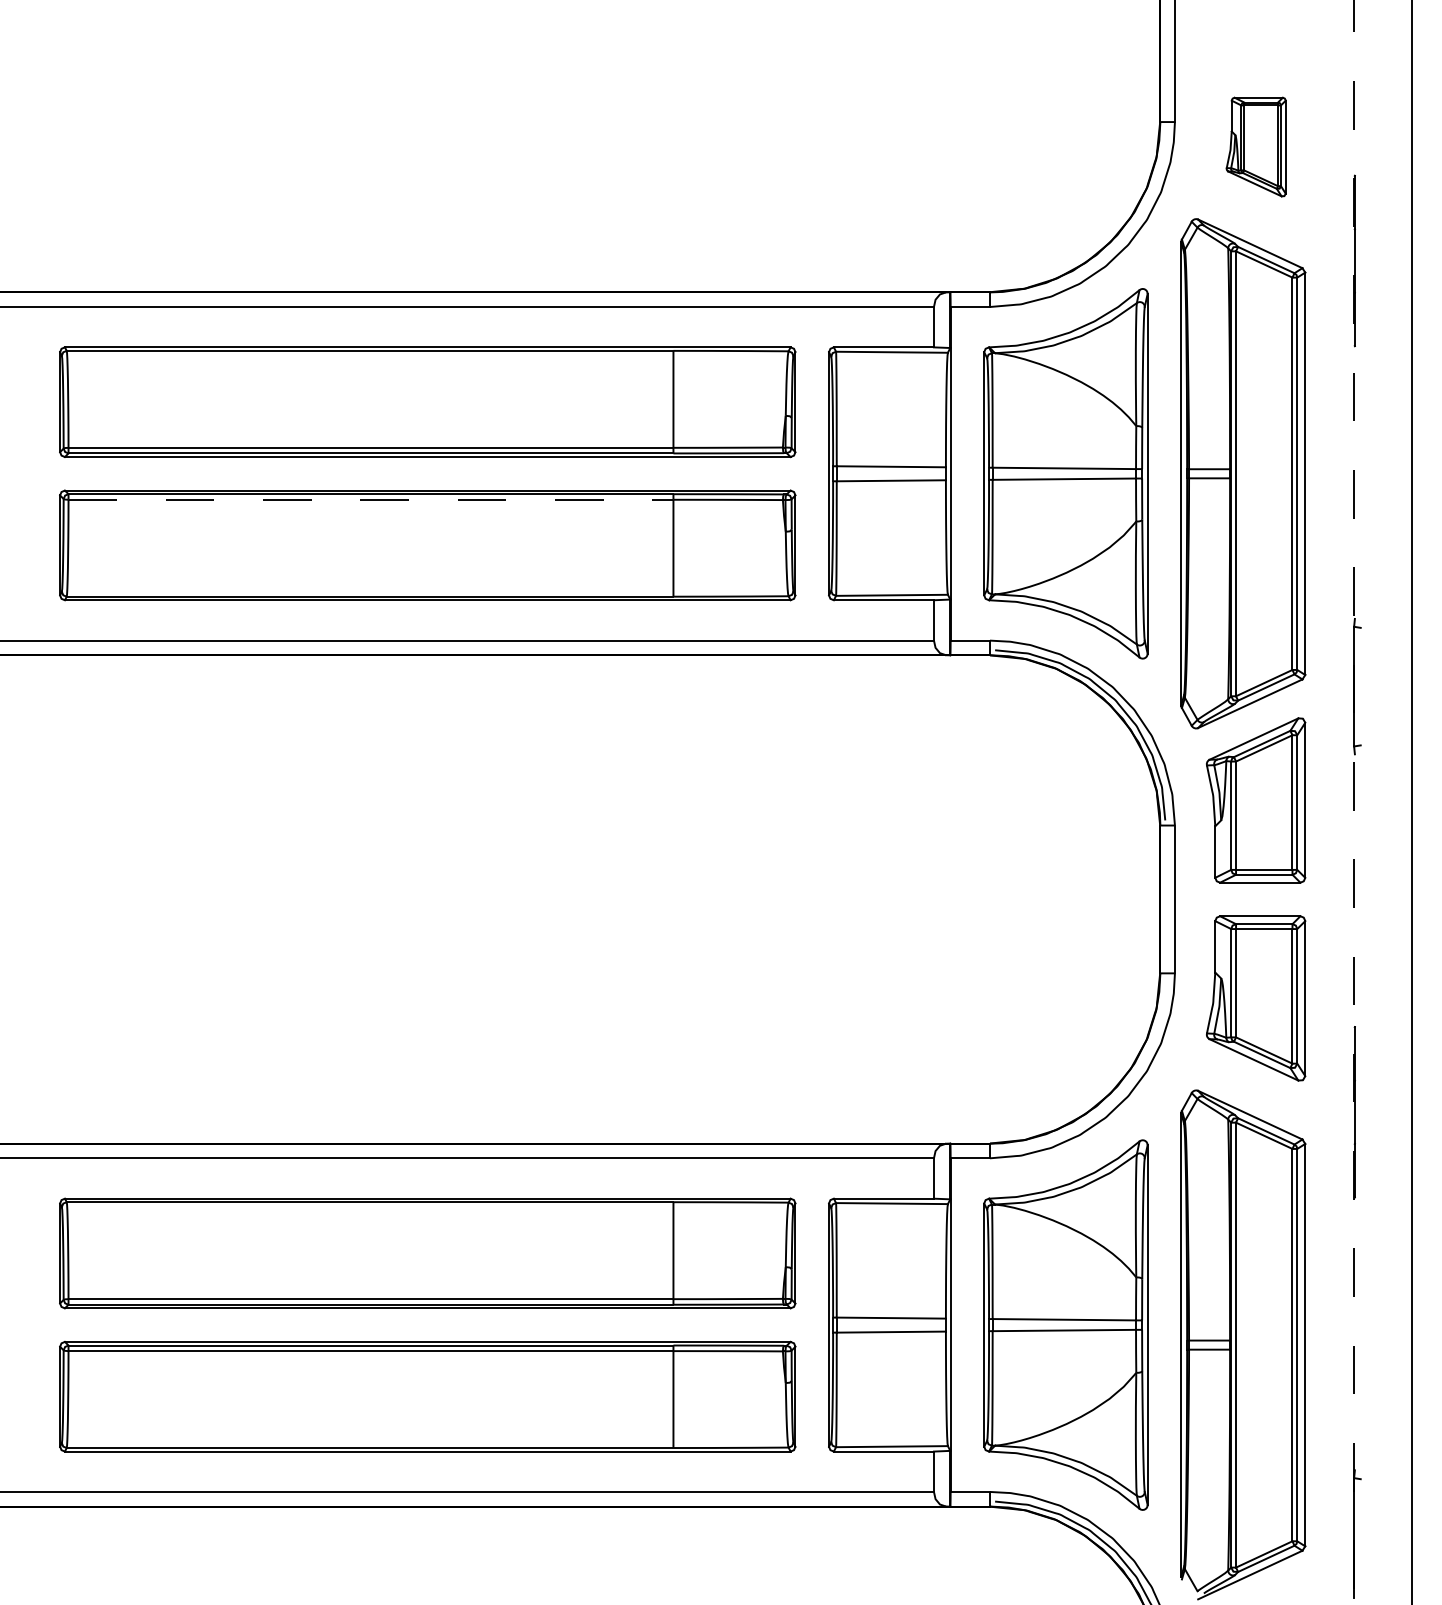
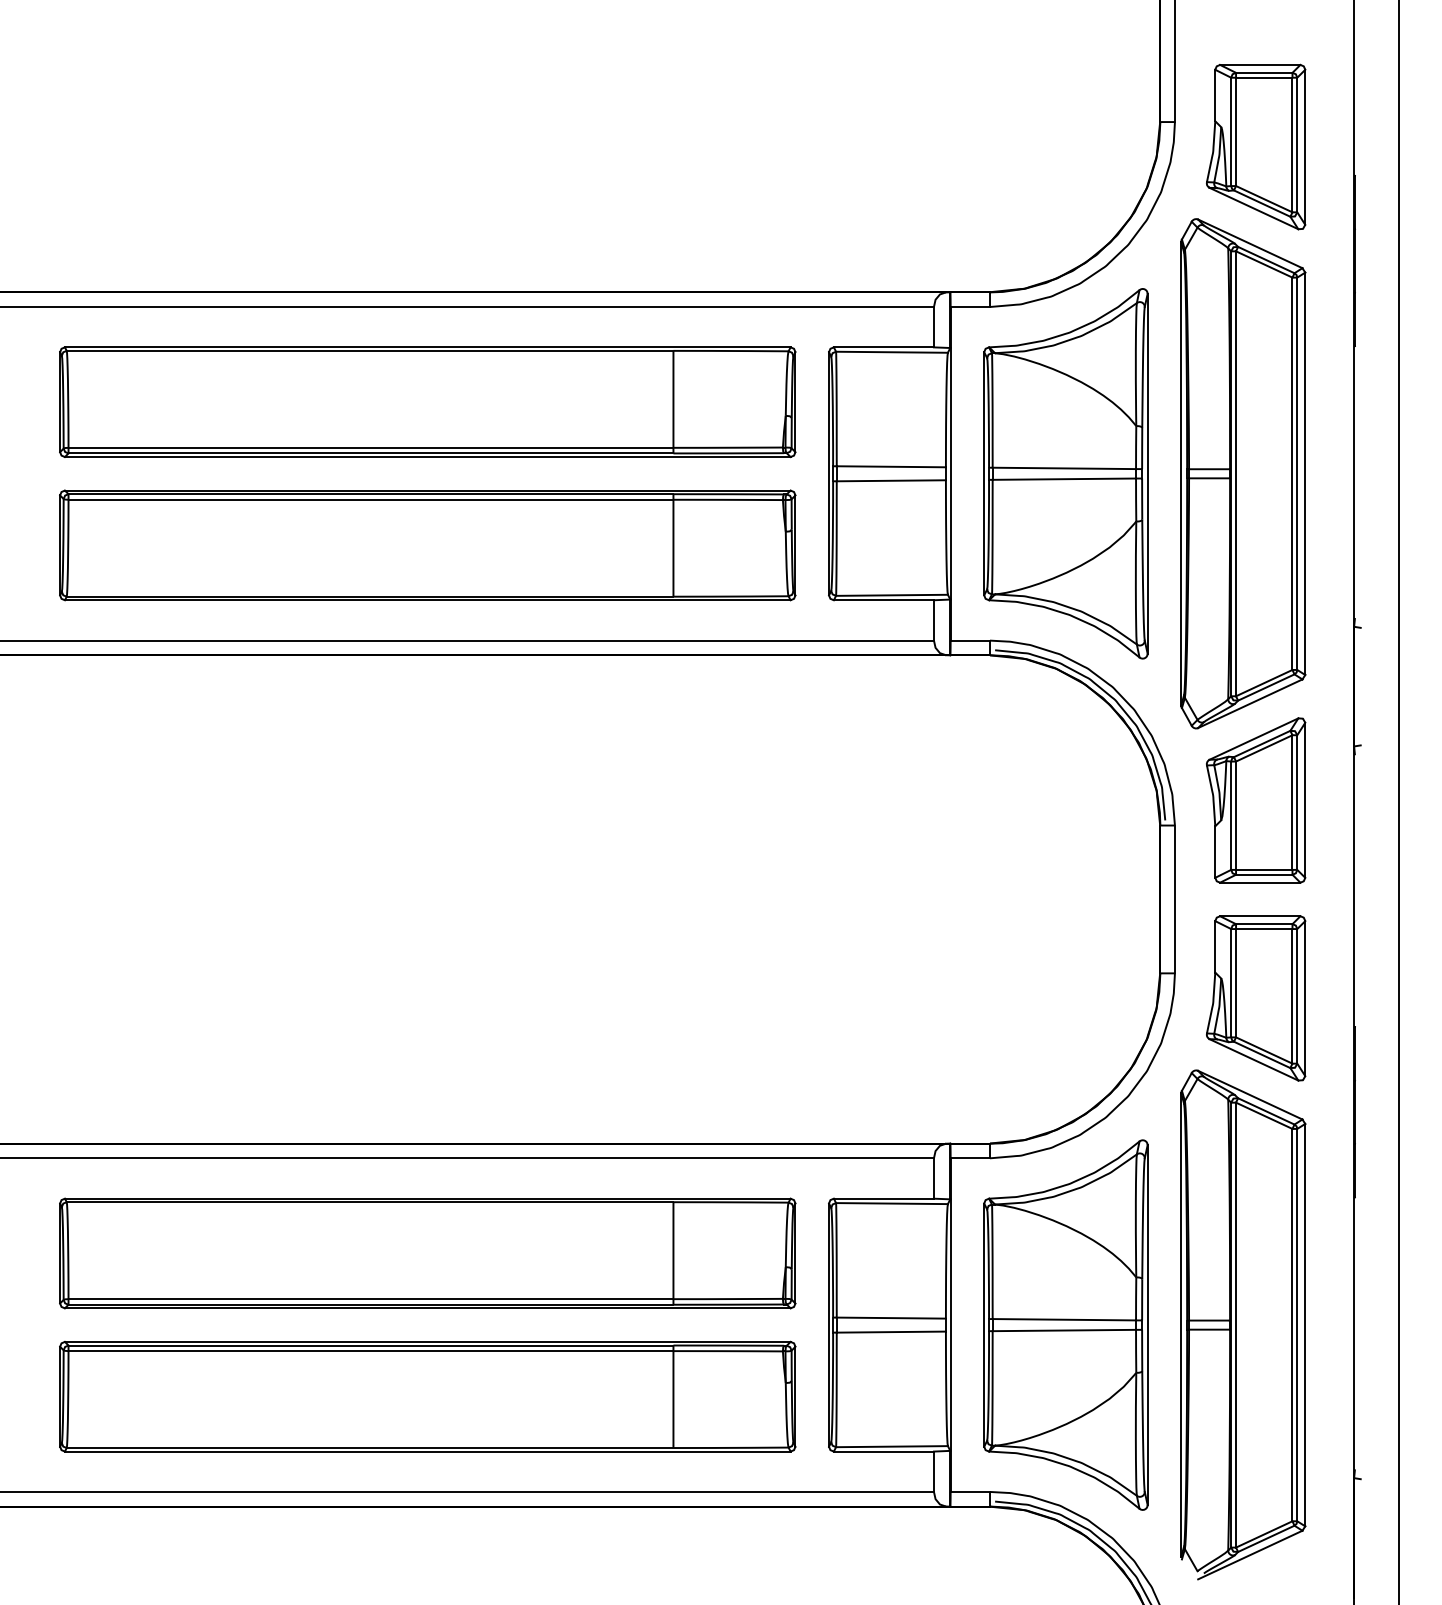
part size: 62x102 px -> 101x168 px (1256, 146)
line: dashed -> solid (371, 499)
line position: (1411, 801) -> (1398, 801) (1398, 801)
line: dashed -> solid (1353, 802)
part position: (1243, 1344) -> (1243, 1324) (1243, 1324)
